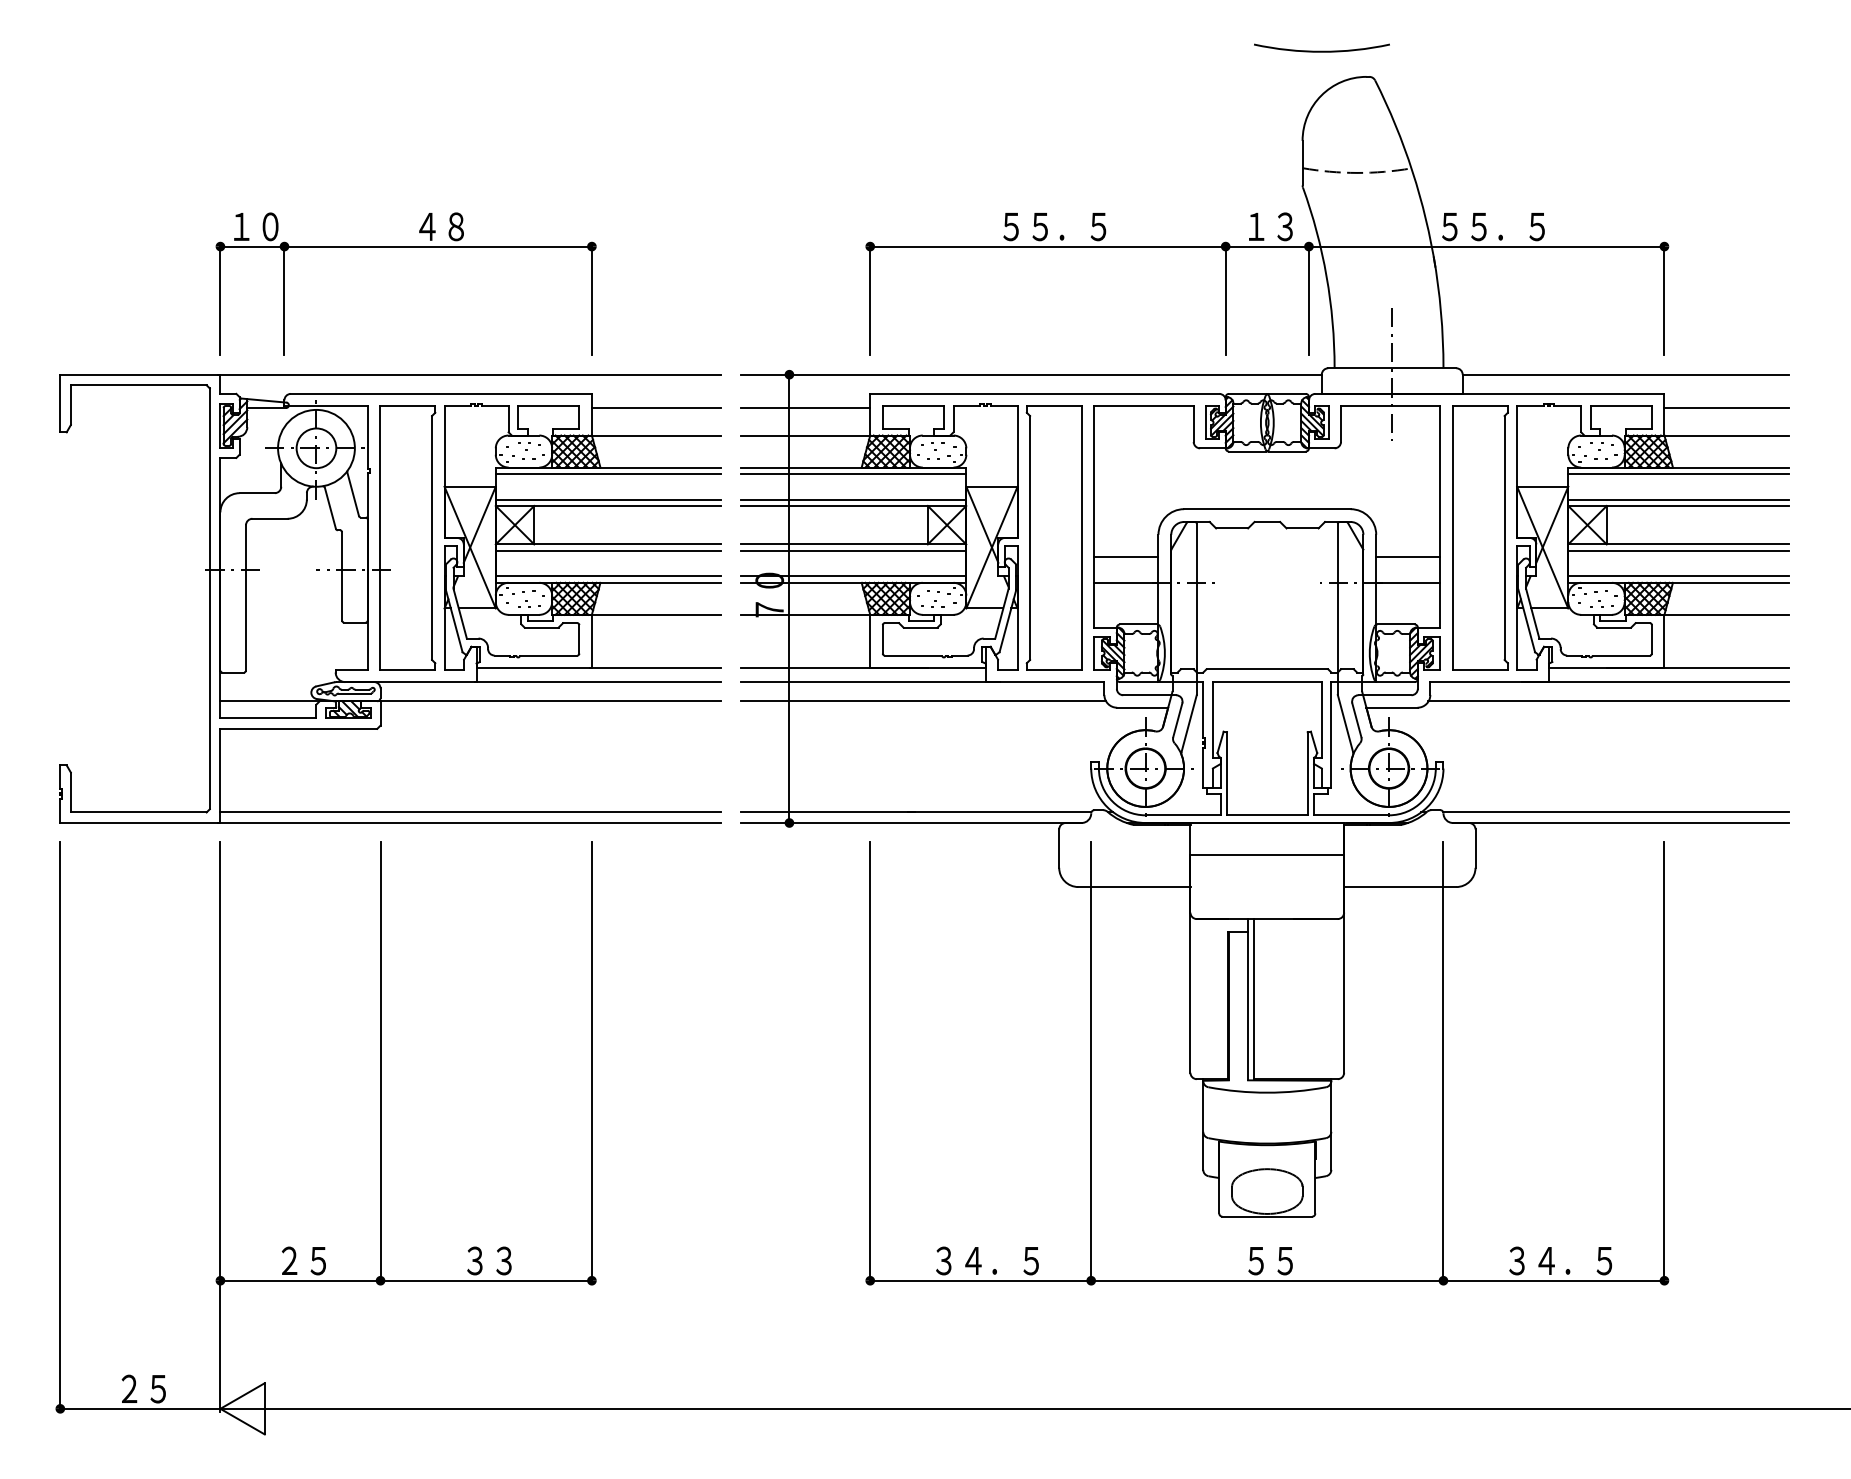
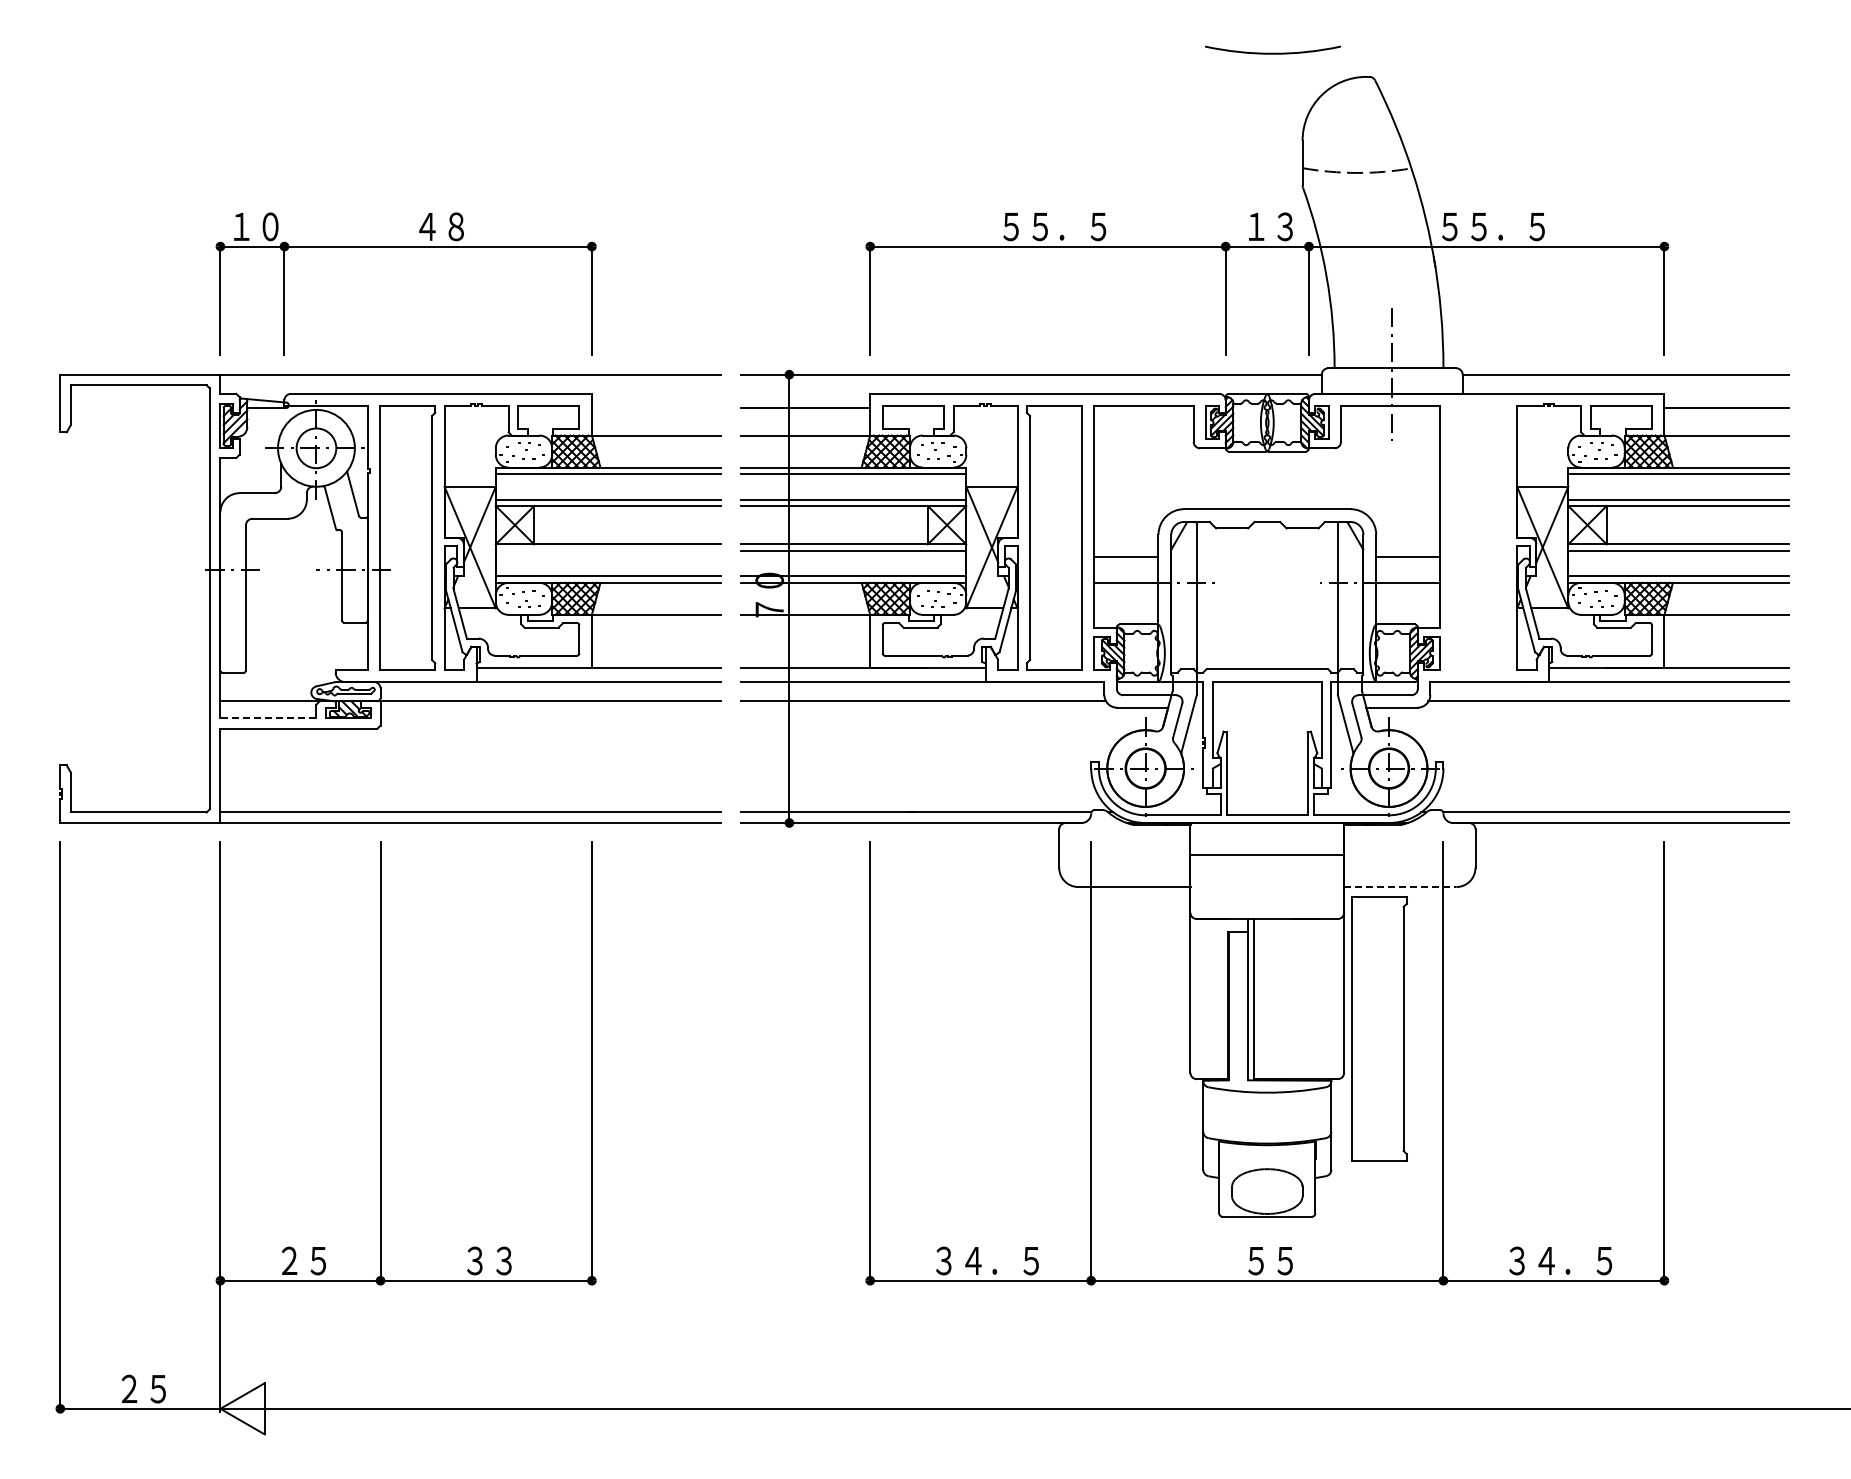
arc position: (1321, 50) -> (1272, 52) (1272, 52)
line: present -> none (656, 407)
part position: (1480, 537) -> (1379, 1028) (1379, 1028)
line: present -> none (608, 550)
line: solid -> dashed (267, 718)
line: solid -> dashed (1400, 887)
